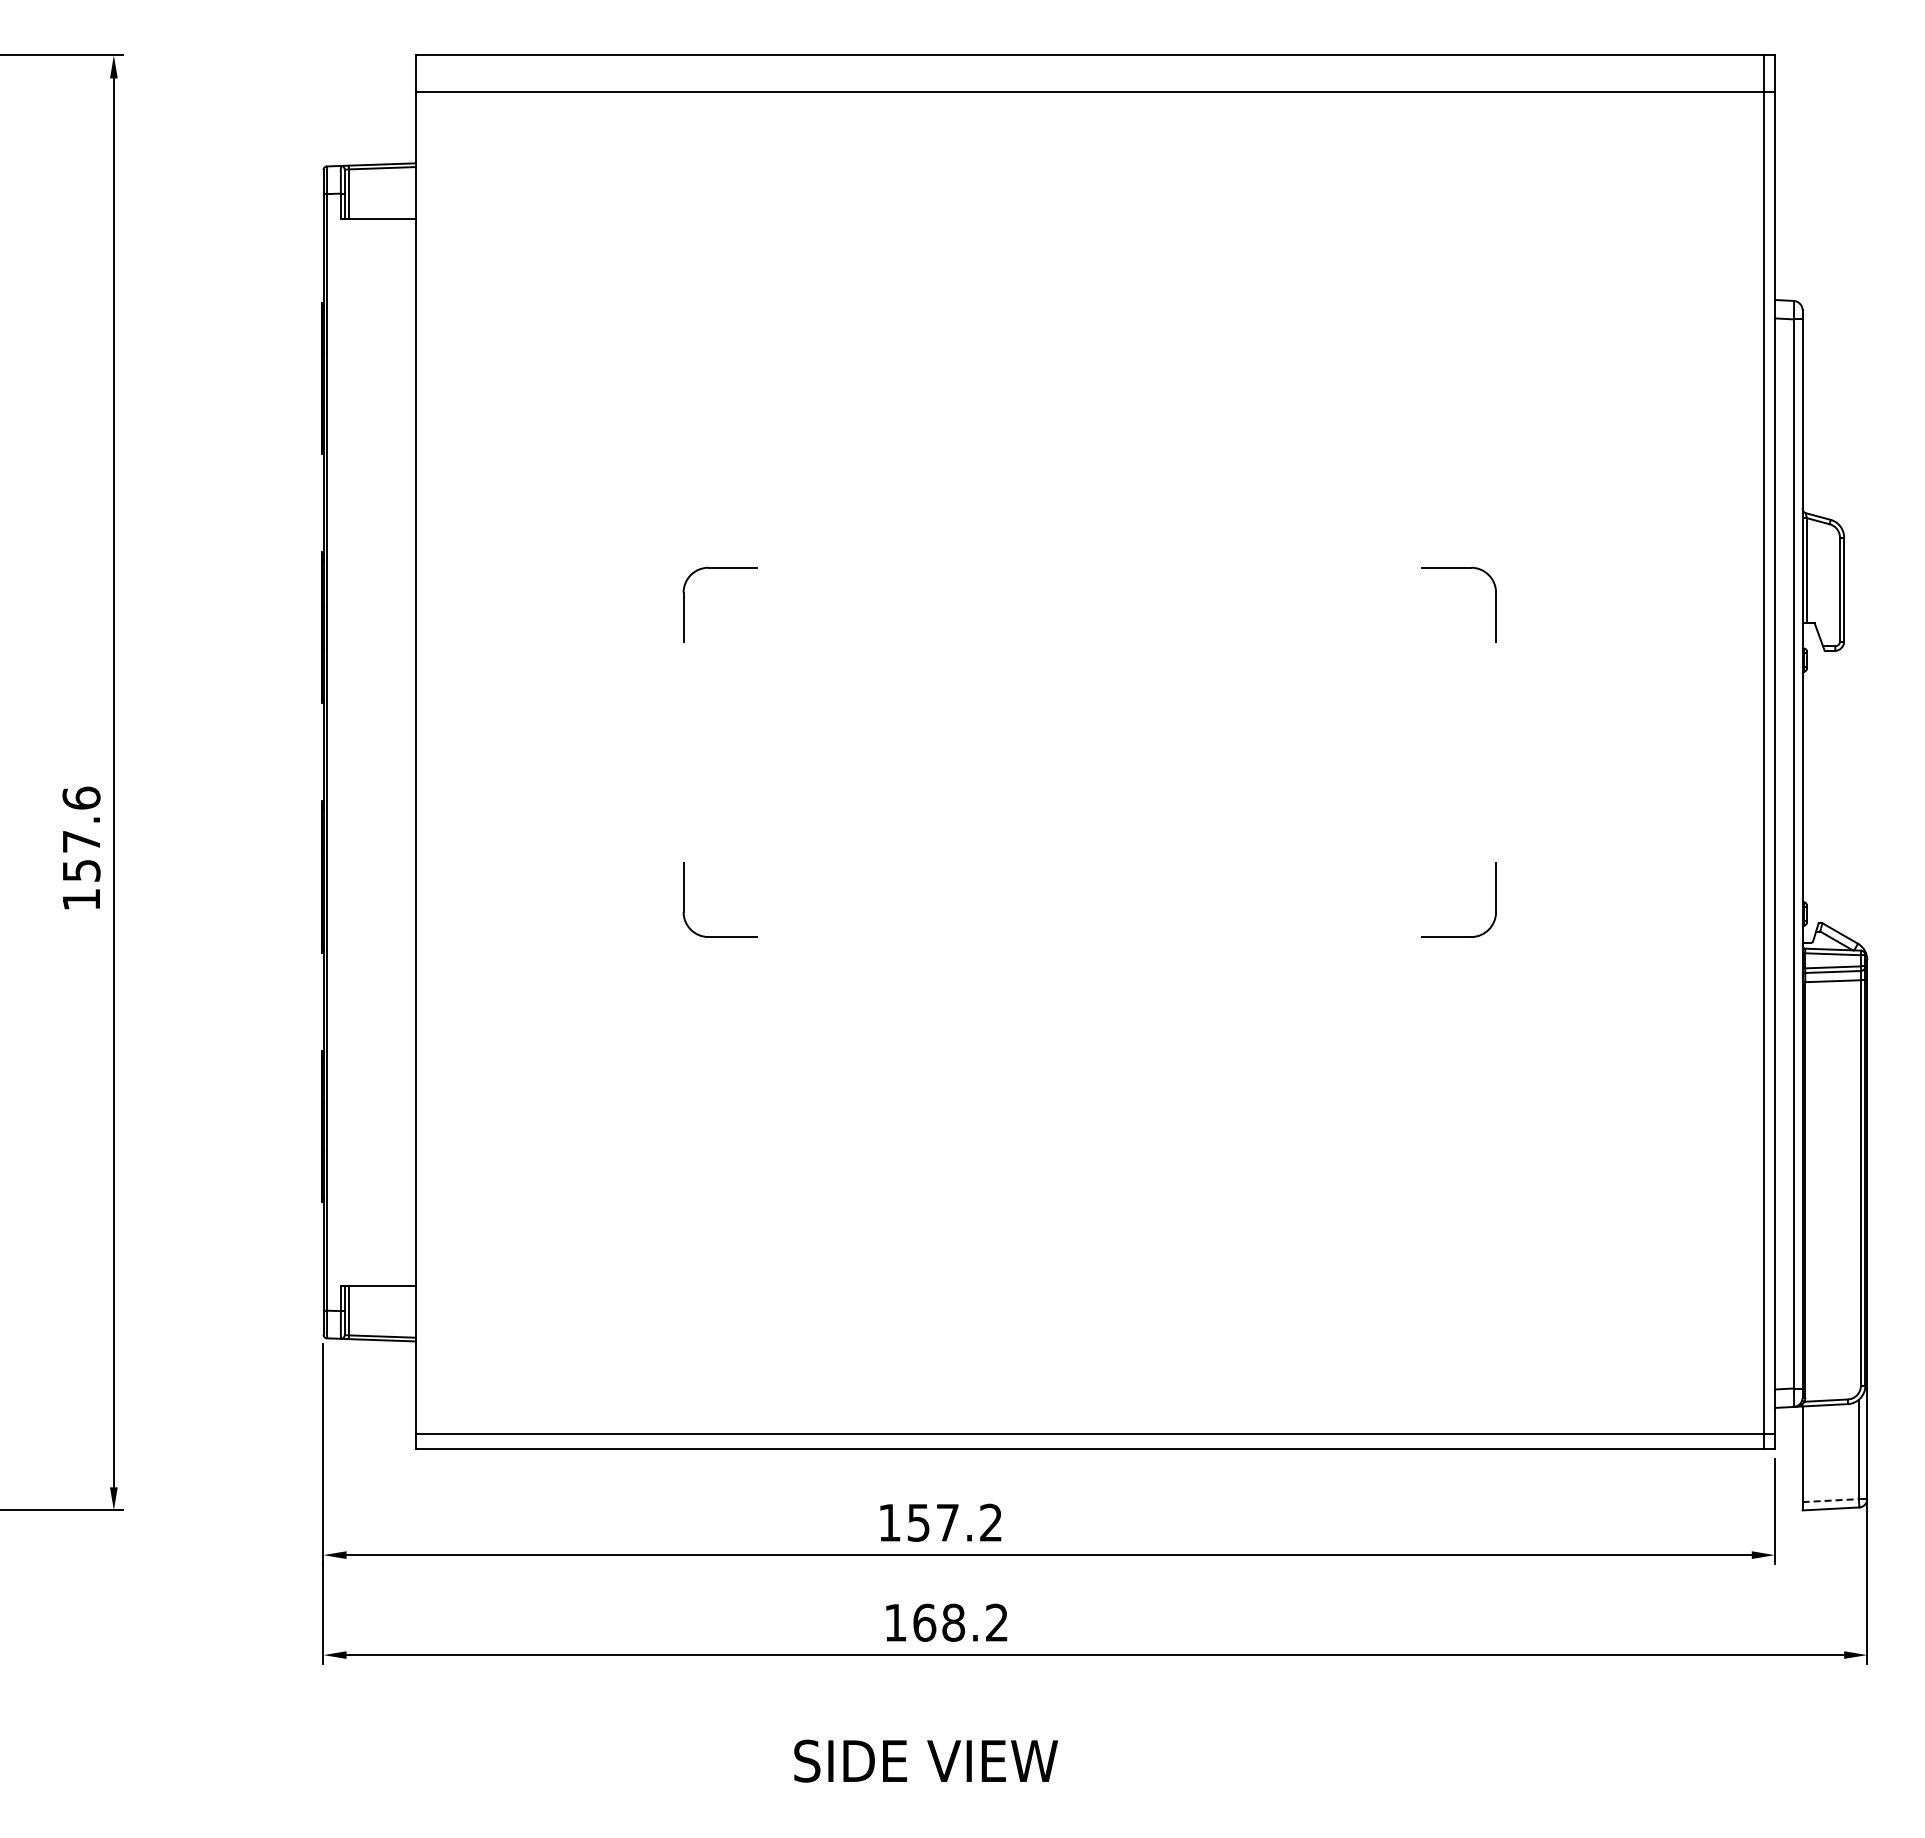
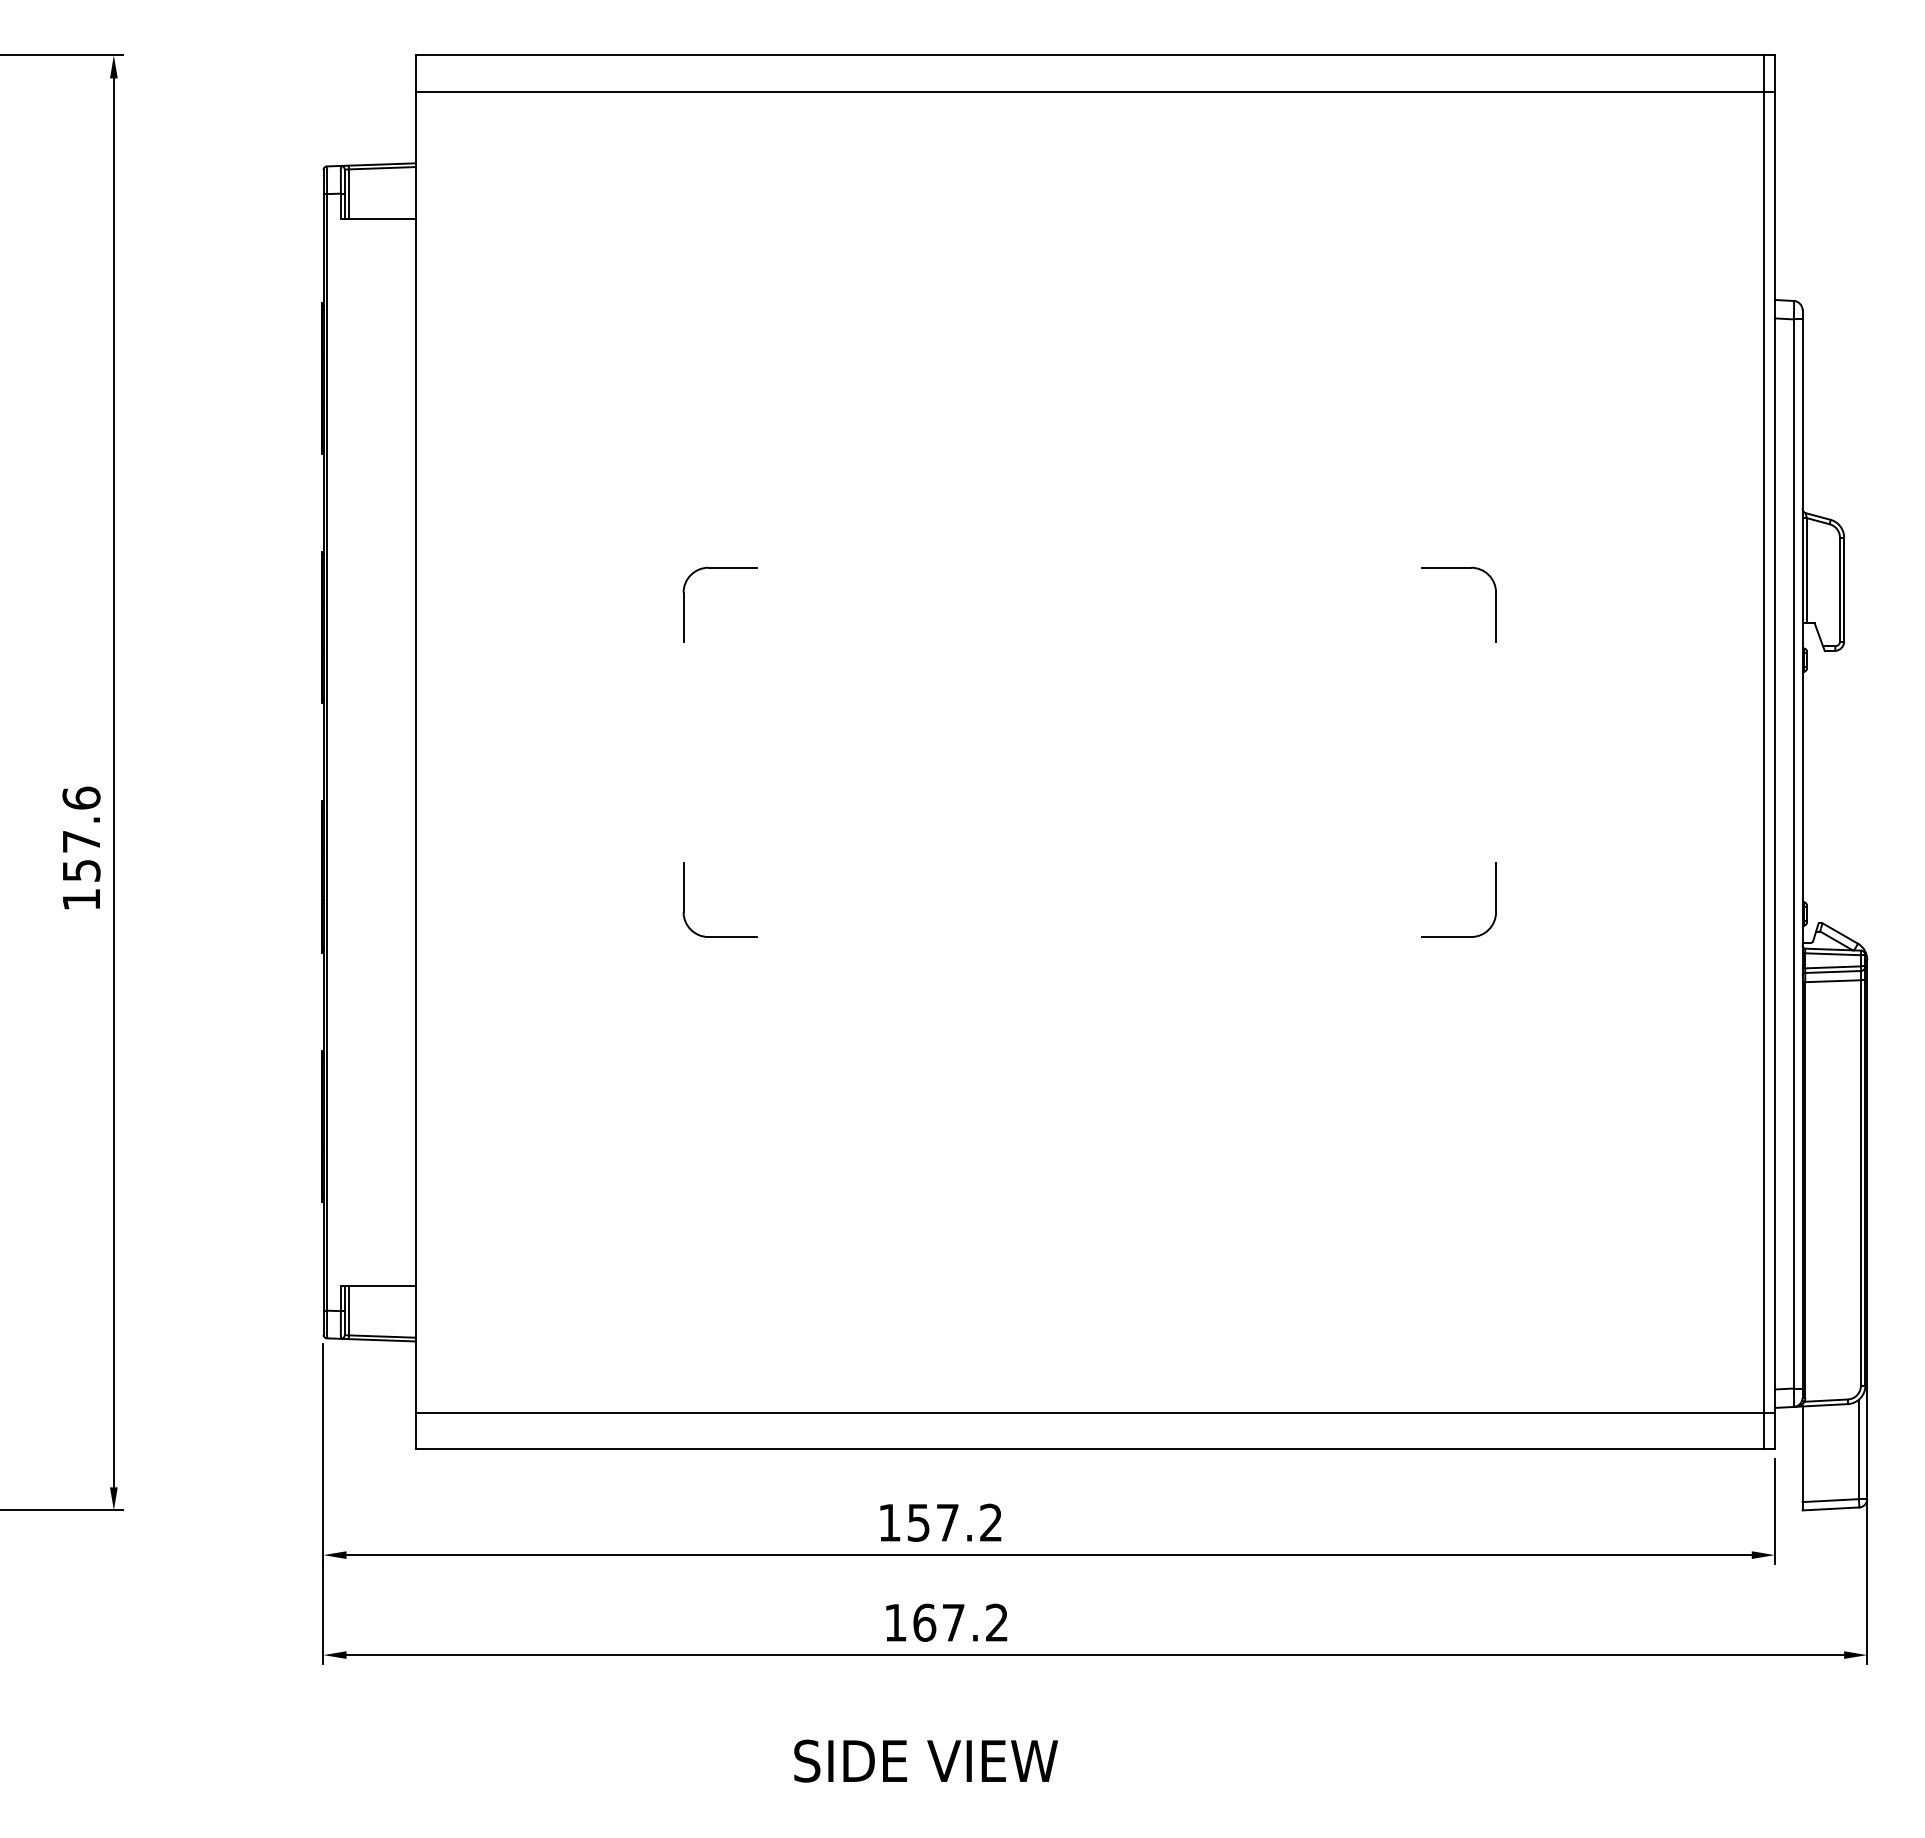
line position: (1094, 1433) -> (1094, 1412) (1094, 1412)
line: dashed -> solid (1831, 1500)
text: 168.2 -> 167.2 (953, 1622)
